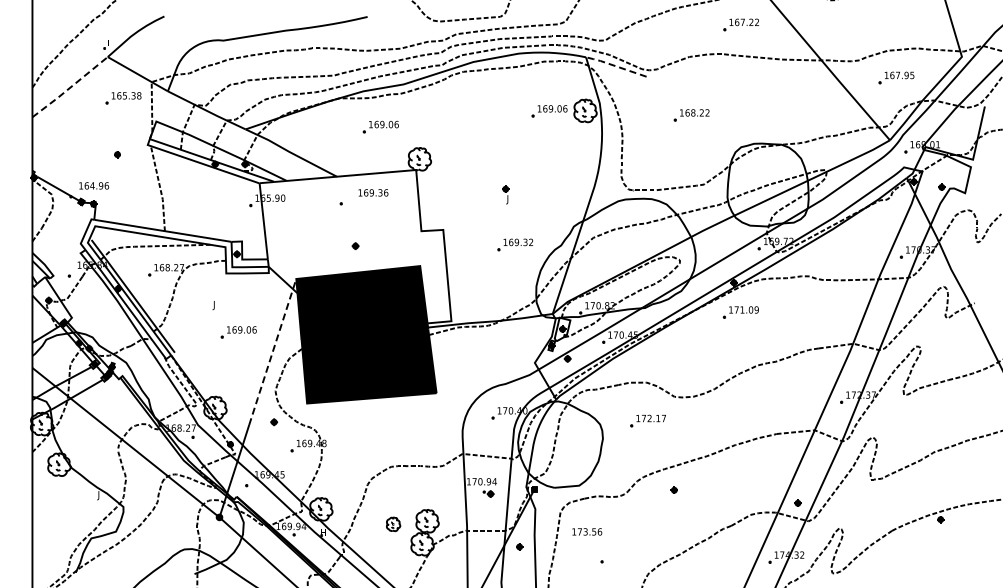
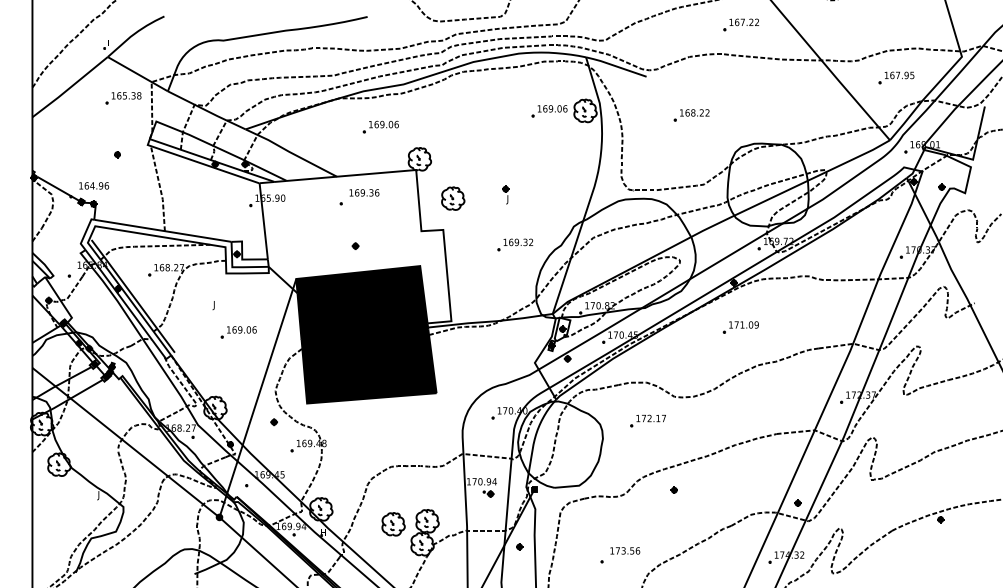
line: dashed -> solid (614, 65)
line: dashed -> solid (69, 88)
text position: (373, 192) -> (364, 192) (364, 192)
part: none -> present (453, 198)
part position: (740, 312) -> (740, 327) (740, 327)
line: dashed -> solid (272, 352)
part size: 16x17 px -> 25x25 px (393, 524)
text position: (587, 531) -> (625, 550) (625, 550)
